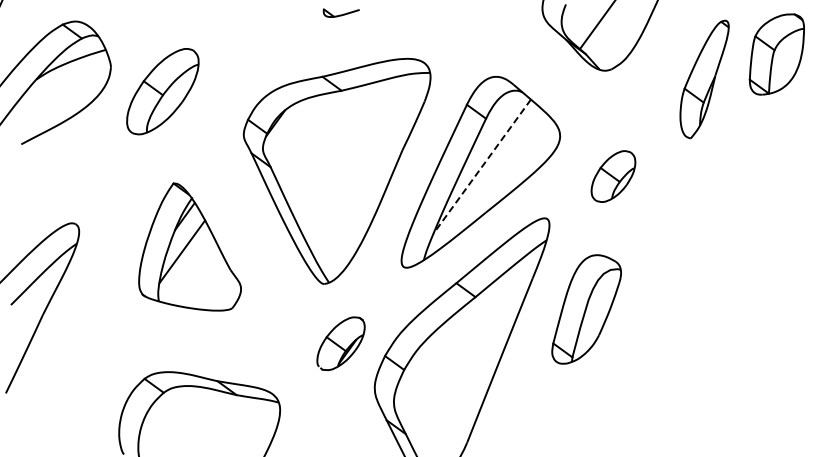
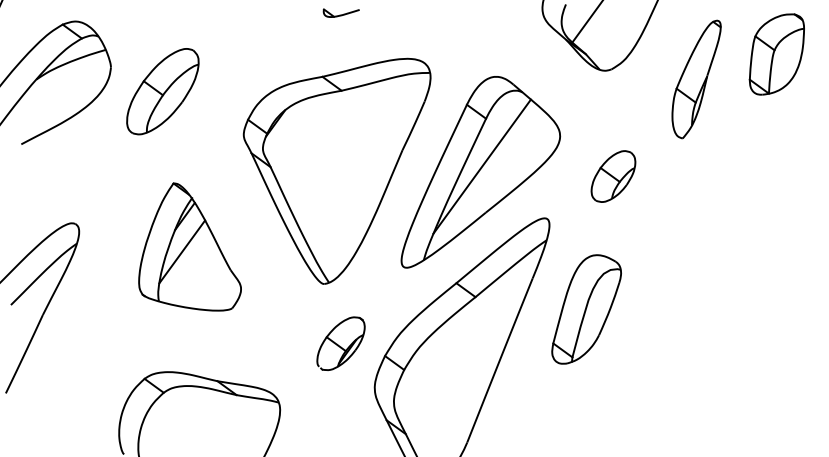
line position: (597, 25) -> (586, 22) (586, 22)
part position: (704, 79) -> (696, 79) (696, 79)
line: dashed -> solid (482, 166)
